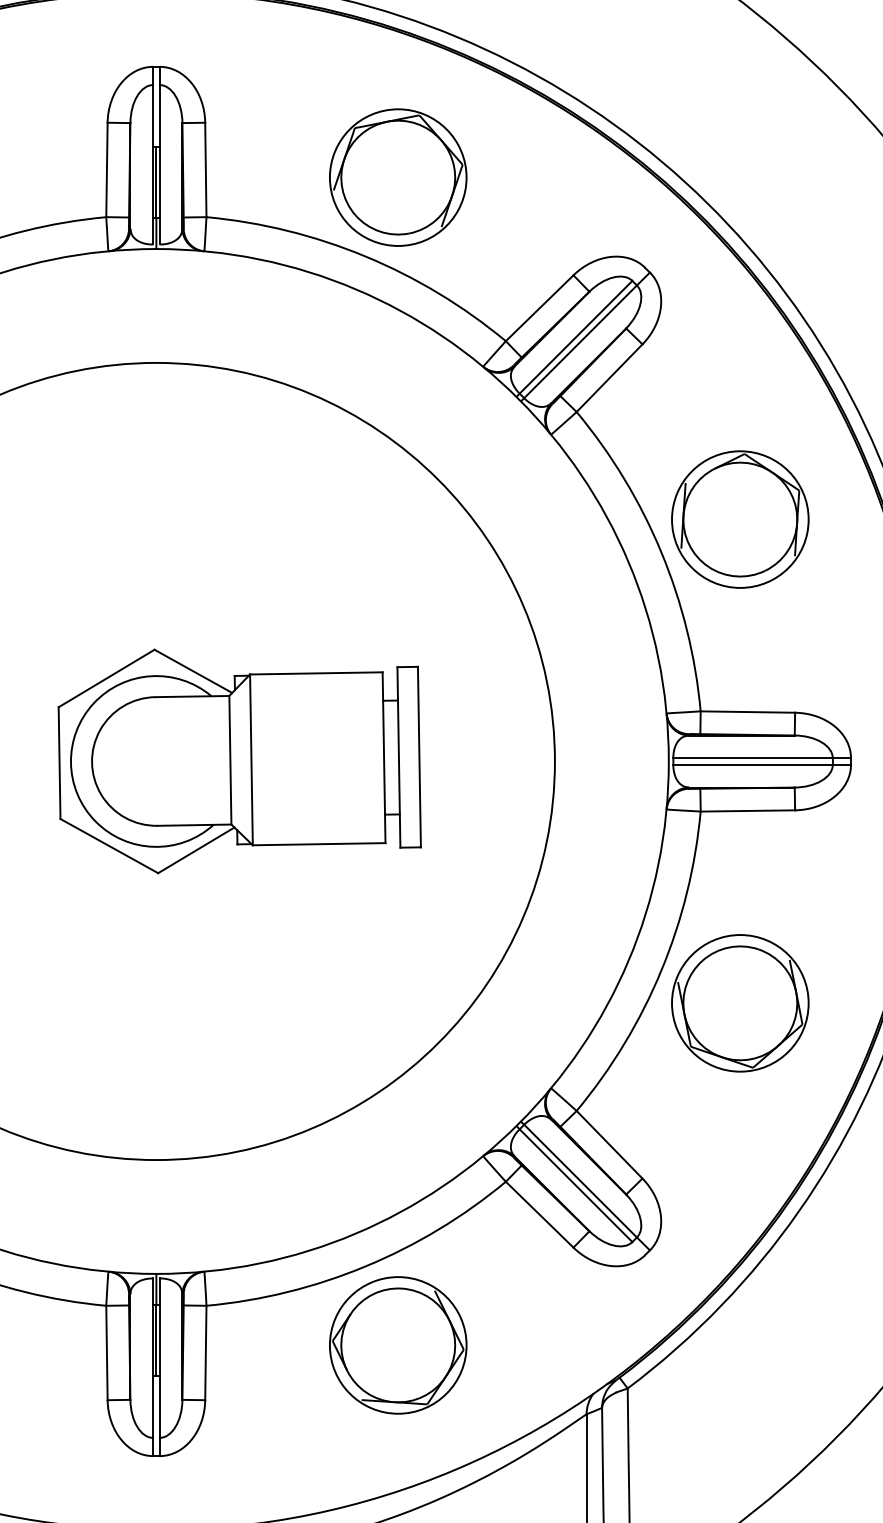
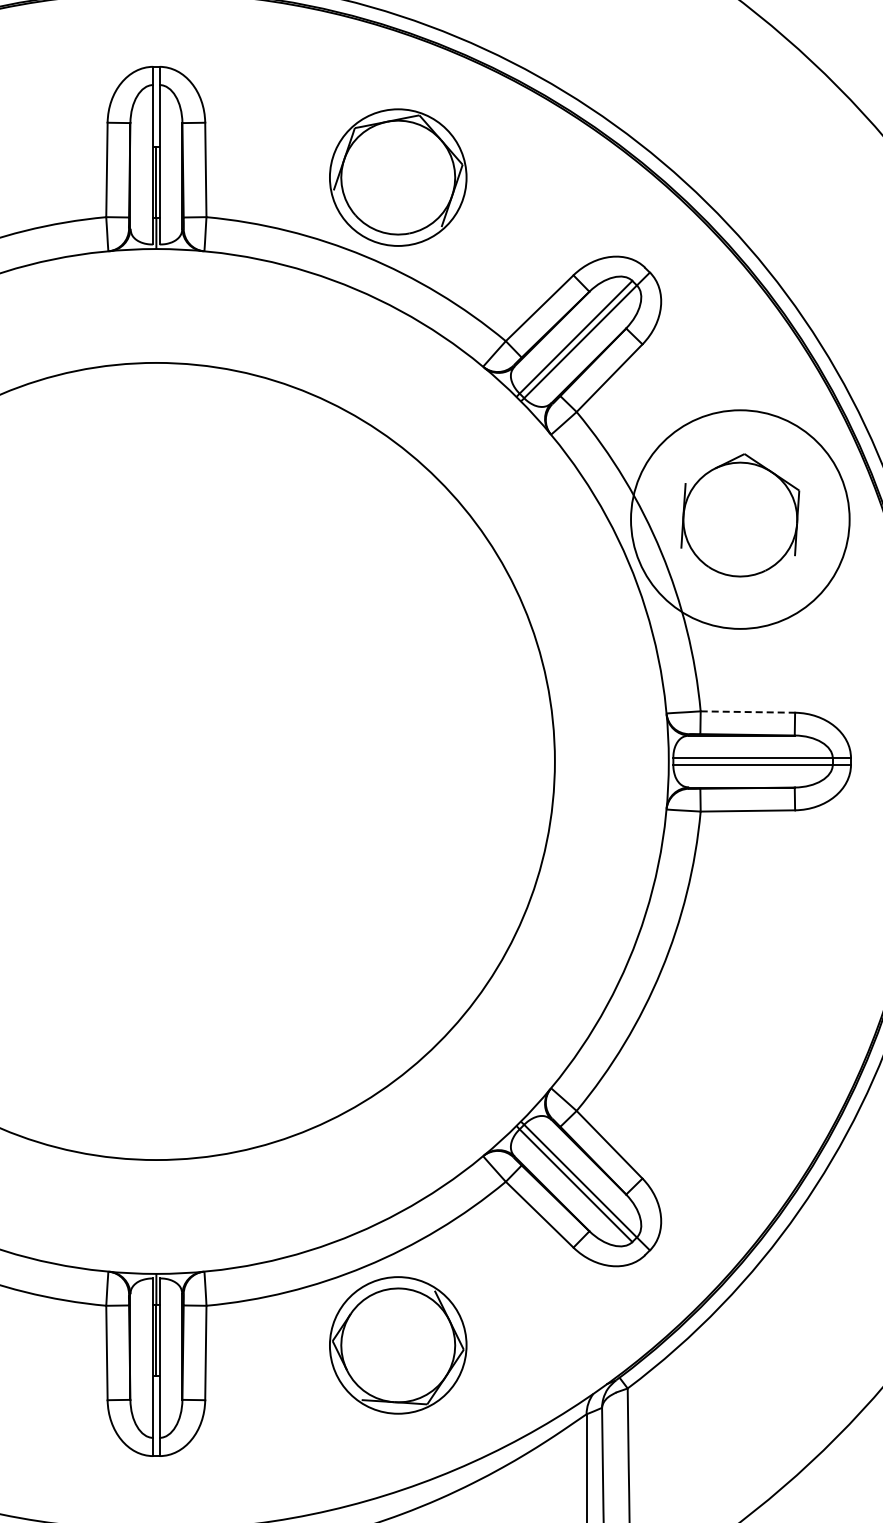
circle diameter: 137 px -> 219 px (740, 519)
line: solid -> dashed (748, 712)
part: present -> none (239, 761)
part: present -> none (740, 1003)
